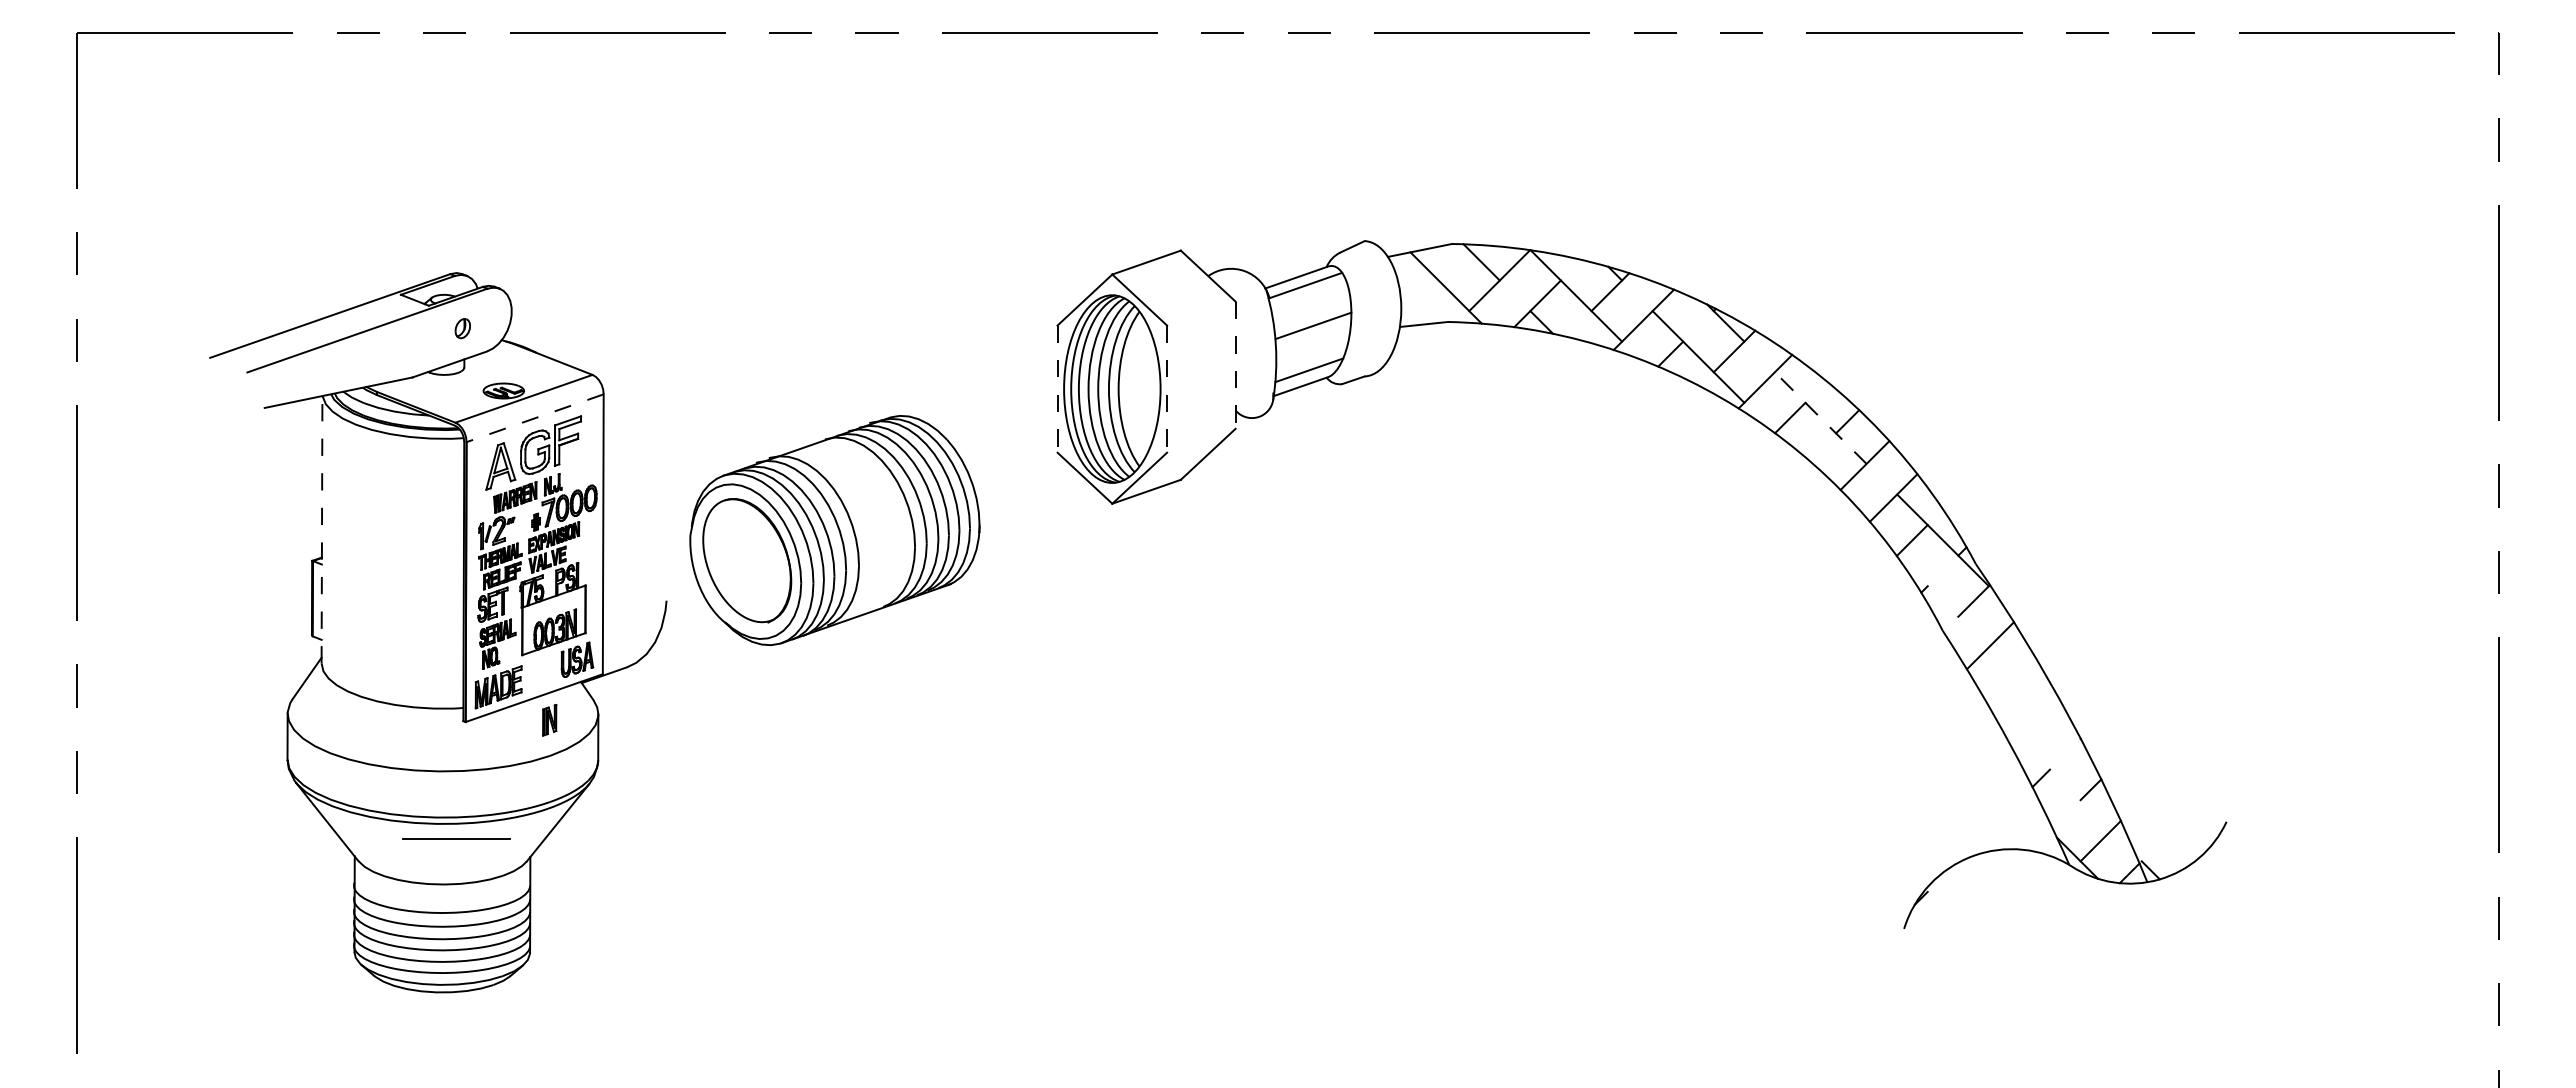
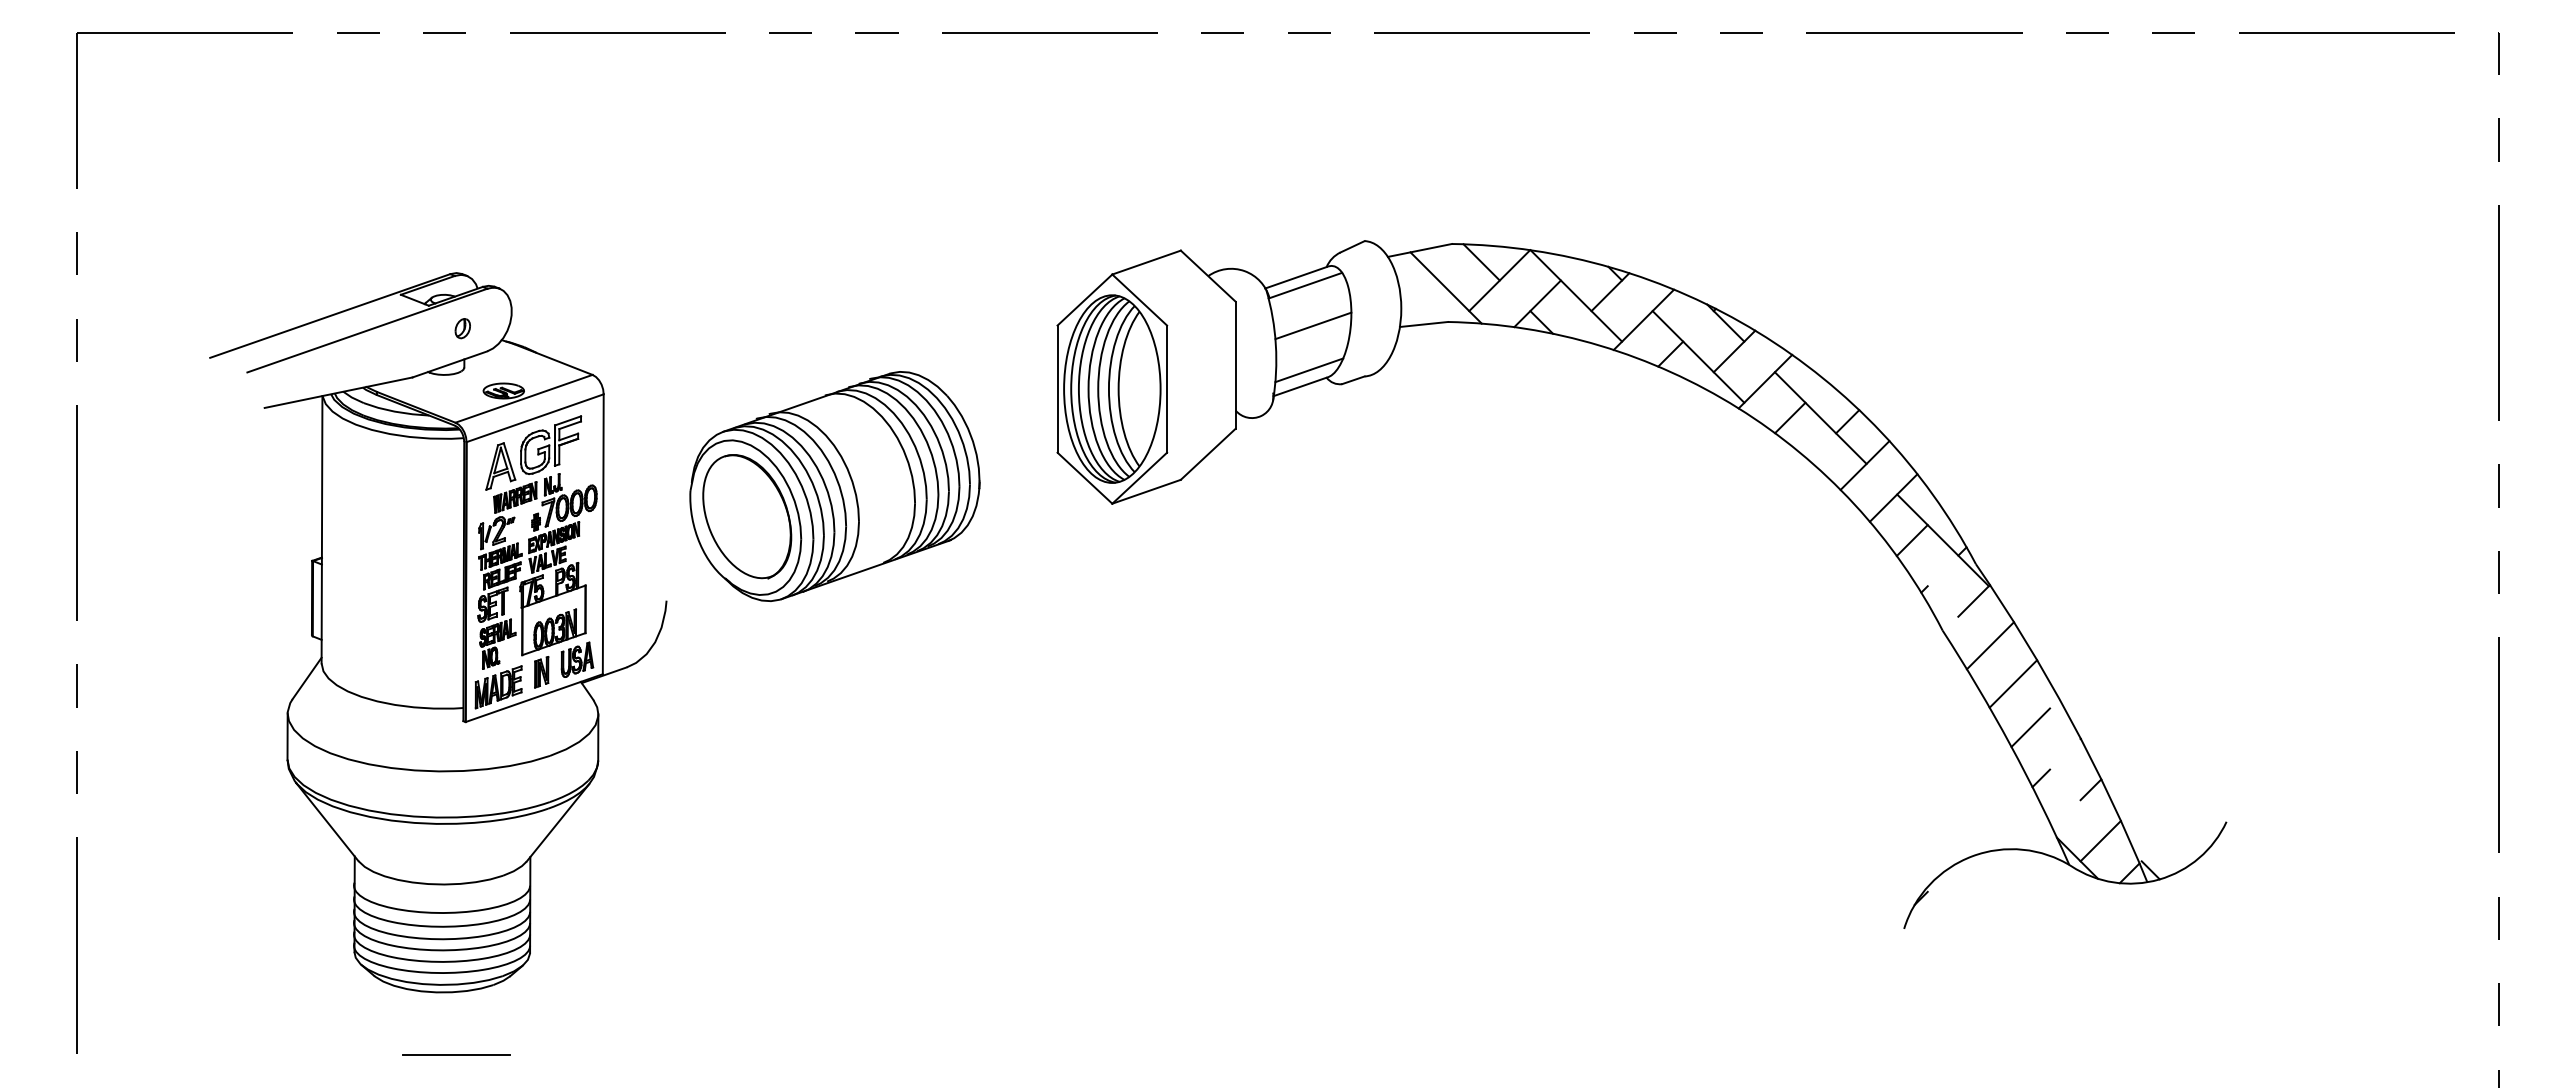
line: dashed -> solid (1235, 365)
line: dashed -> solid (1057, 389)
line: dashed -> solid (1167, 389)
line: dashed -> solid (535, 418)
line: dashed -> solid (1820, 418)
line: dashed -> solid (322, 529)
part position: (834, 530) -> (834, 486) (834, 486)
line: none -> present (2013, 683)
part position: (549, 720) -> (541, 672) (541, 672)
line: none -> present (2030, 727)
line position: (456, 838) -> (456, 1054) (456, 1054)
